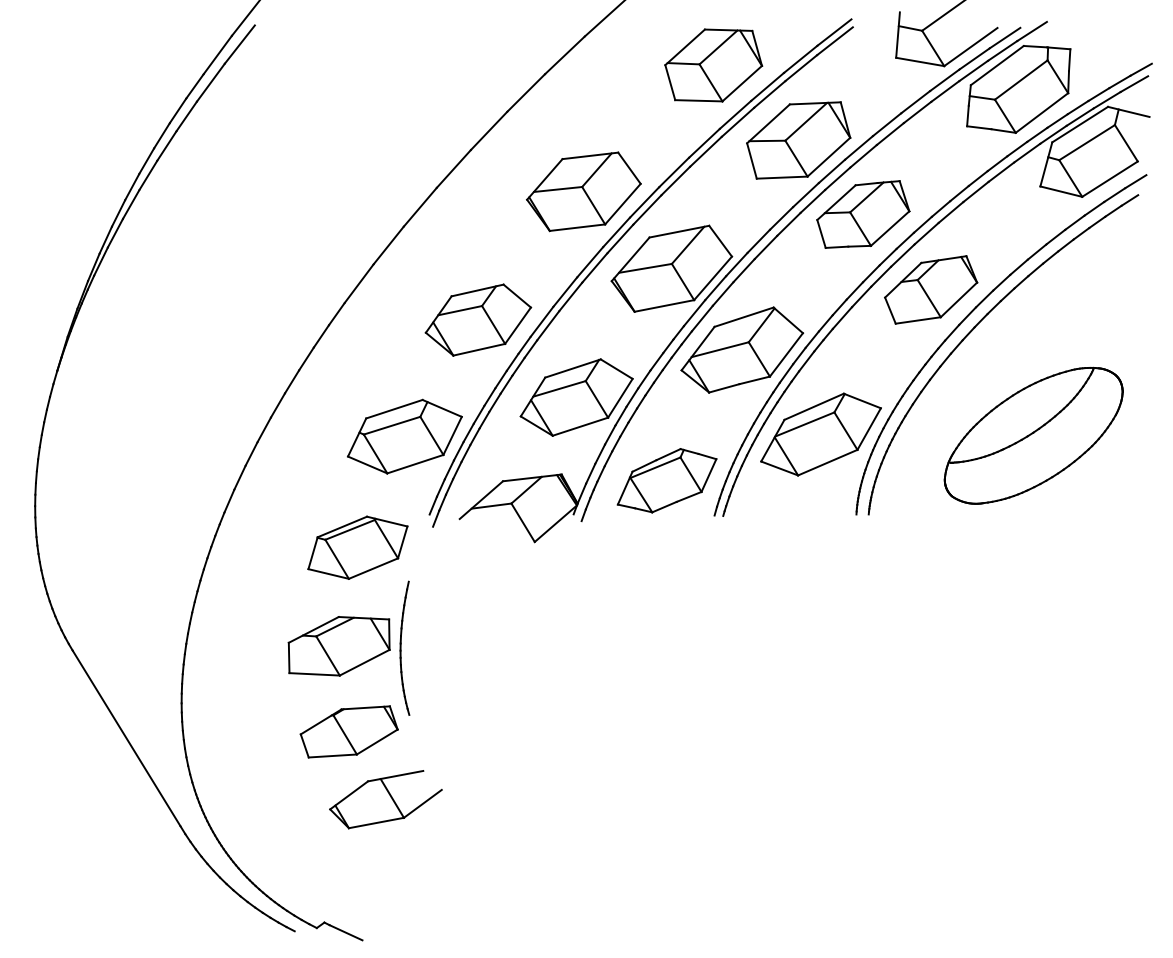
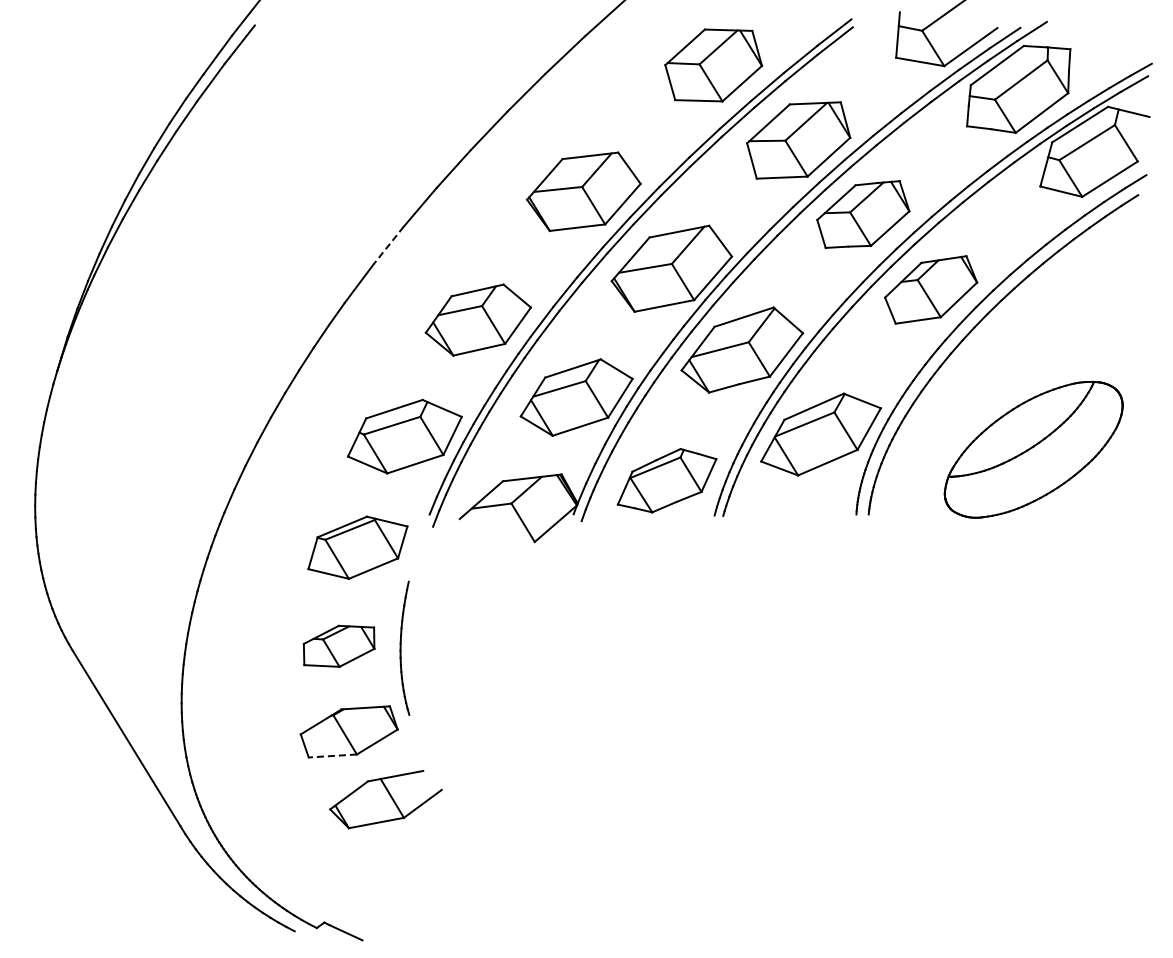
line: solid -> dashed (388, 245)
part position: (1033, 435) -> (1033, 449) (1033, 449)
part size: 104x61 px -> 74x44 px (338, 645)
line: solid -> dashed (332, 756)
